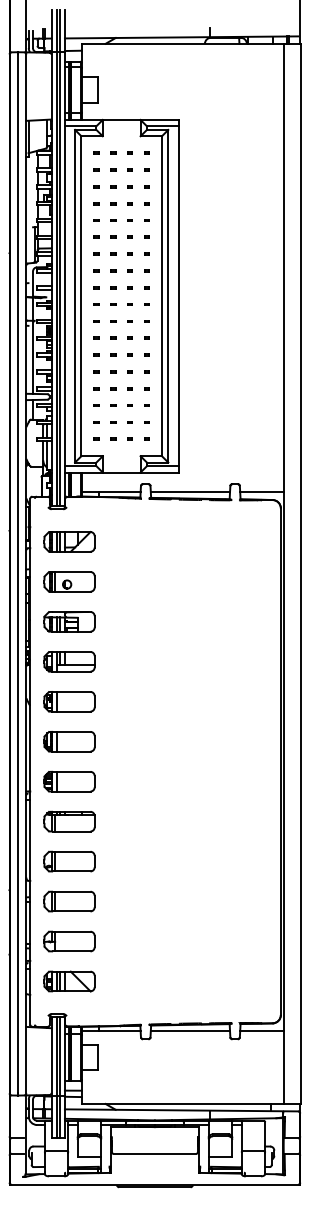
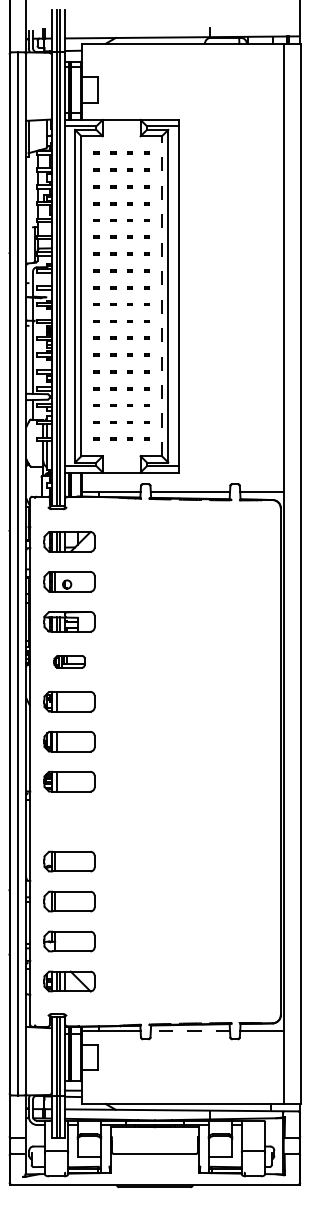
line: solid -> dashed (161, 296)
part size: 53x22 px -> 33x14 px (69, 661)
part: present -> none (69, 821)
line: solid -> dashed (190, 1030)
